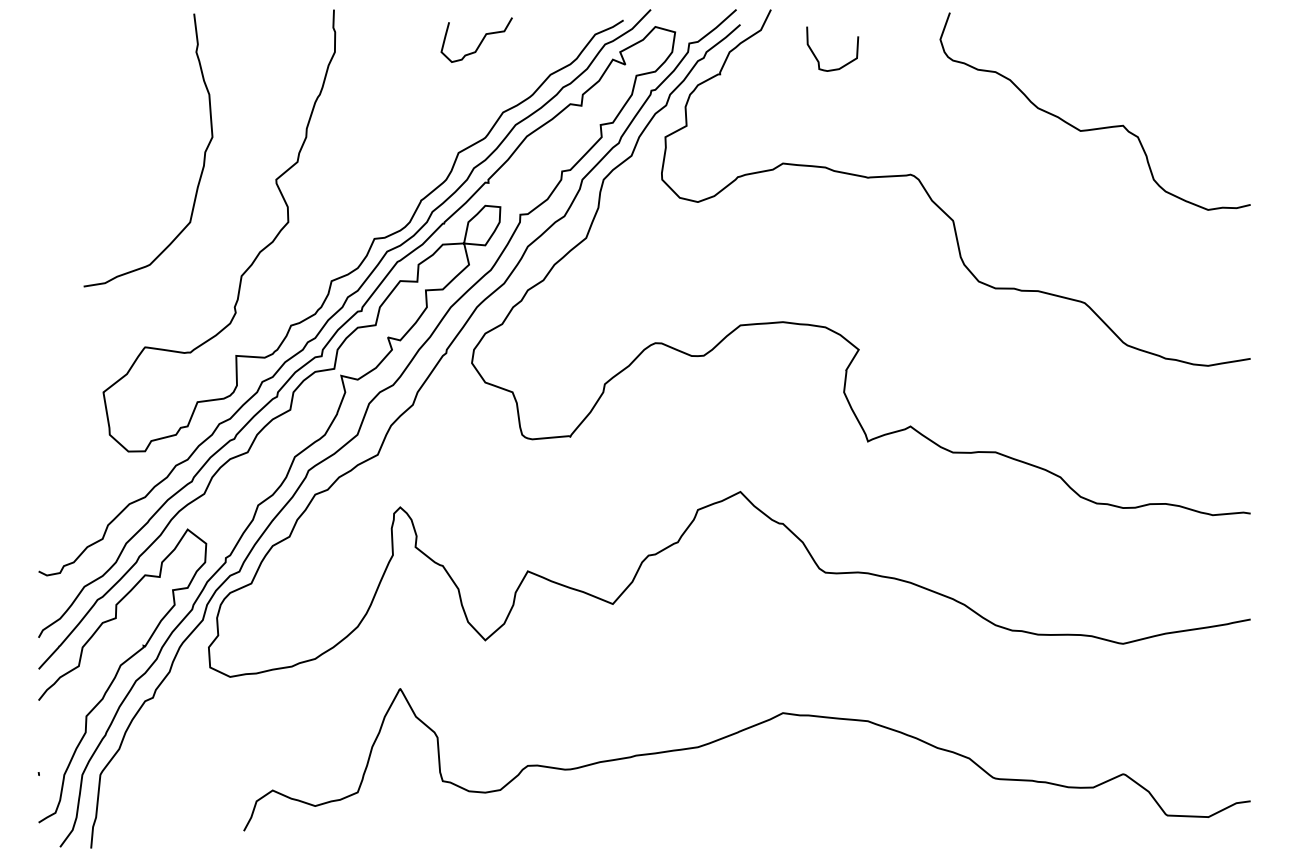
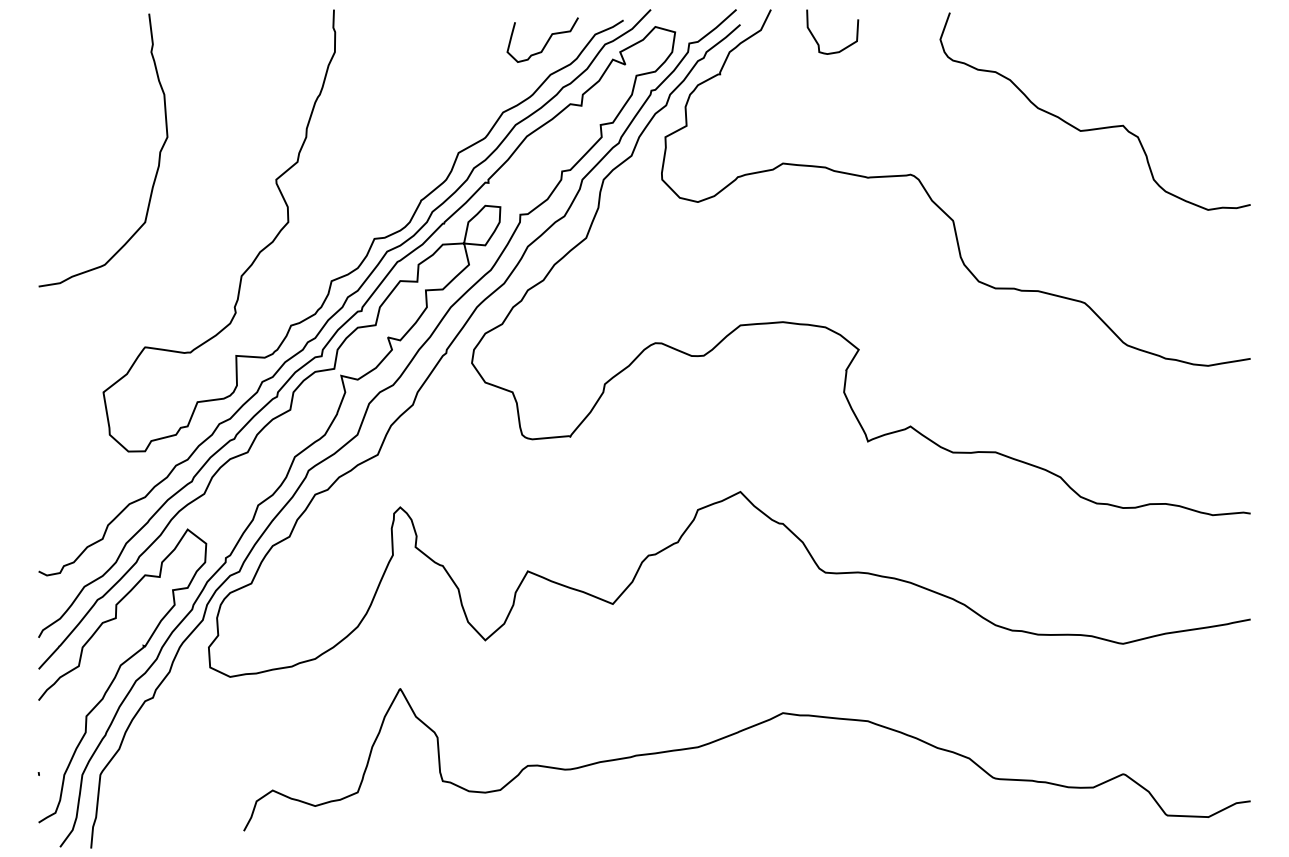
curve position: (480, 41) -> (546, 41) (546, 41)
curve position: (818, 59) -> (818, 42) (818, 42)
curve position: (203, 157) -> (158, 157) (158, 157)
